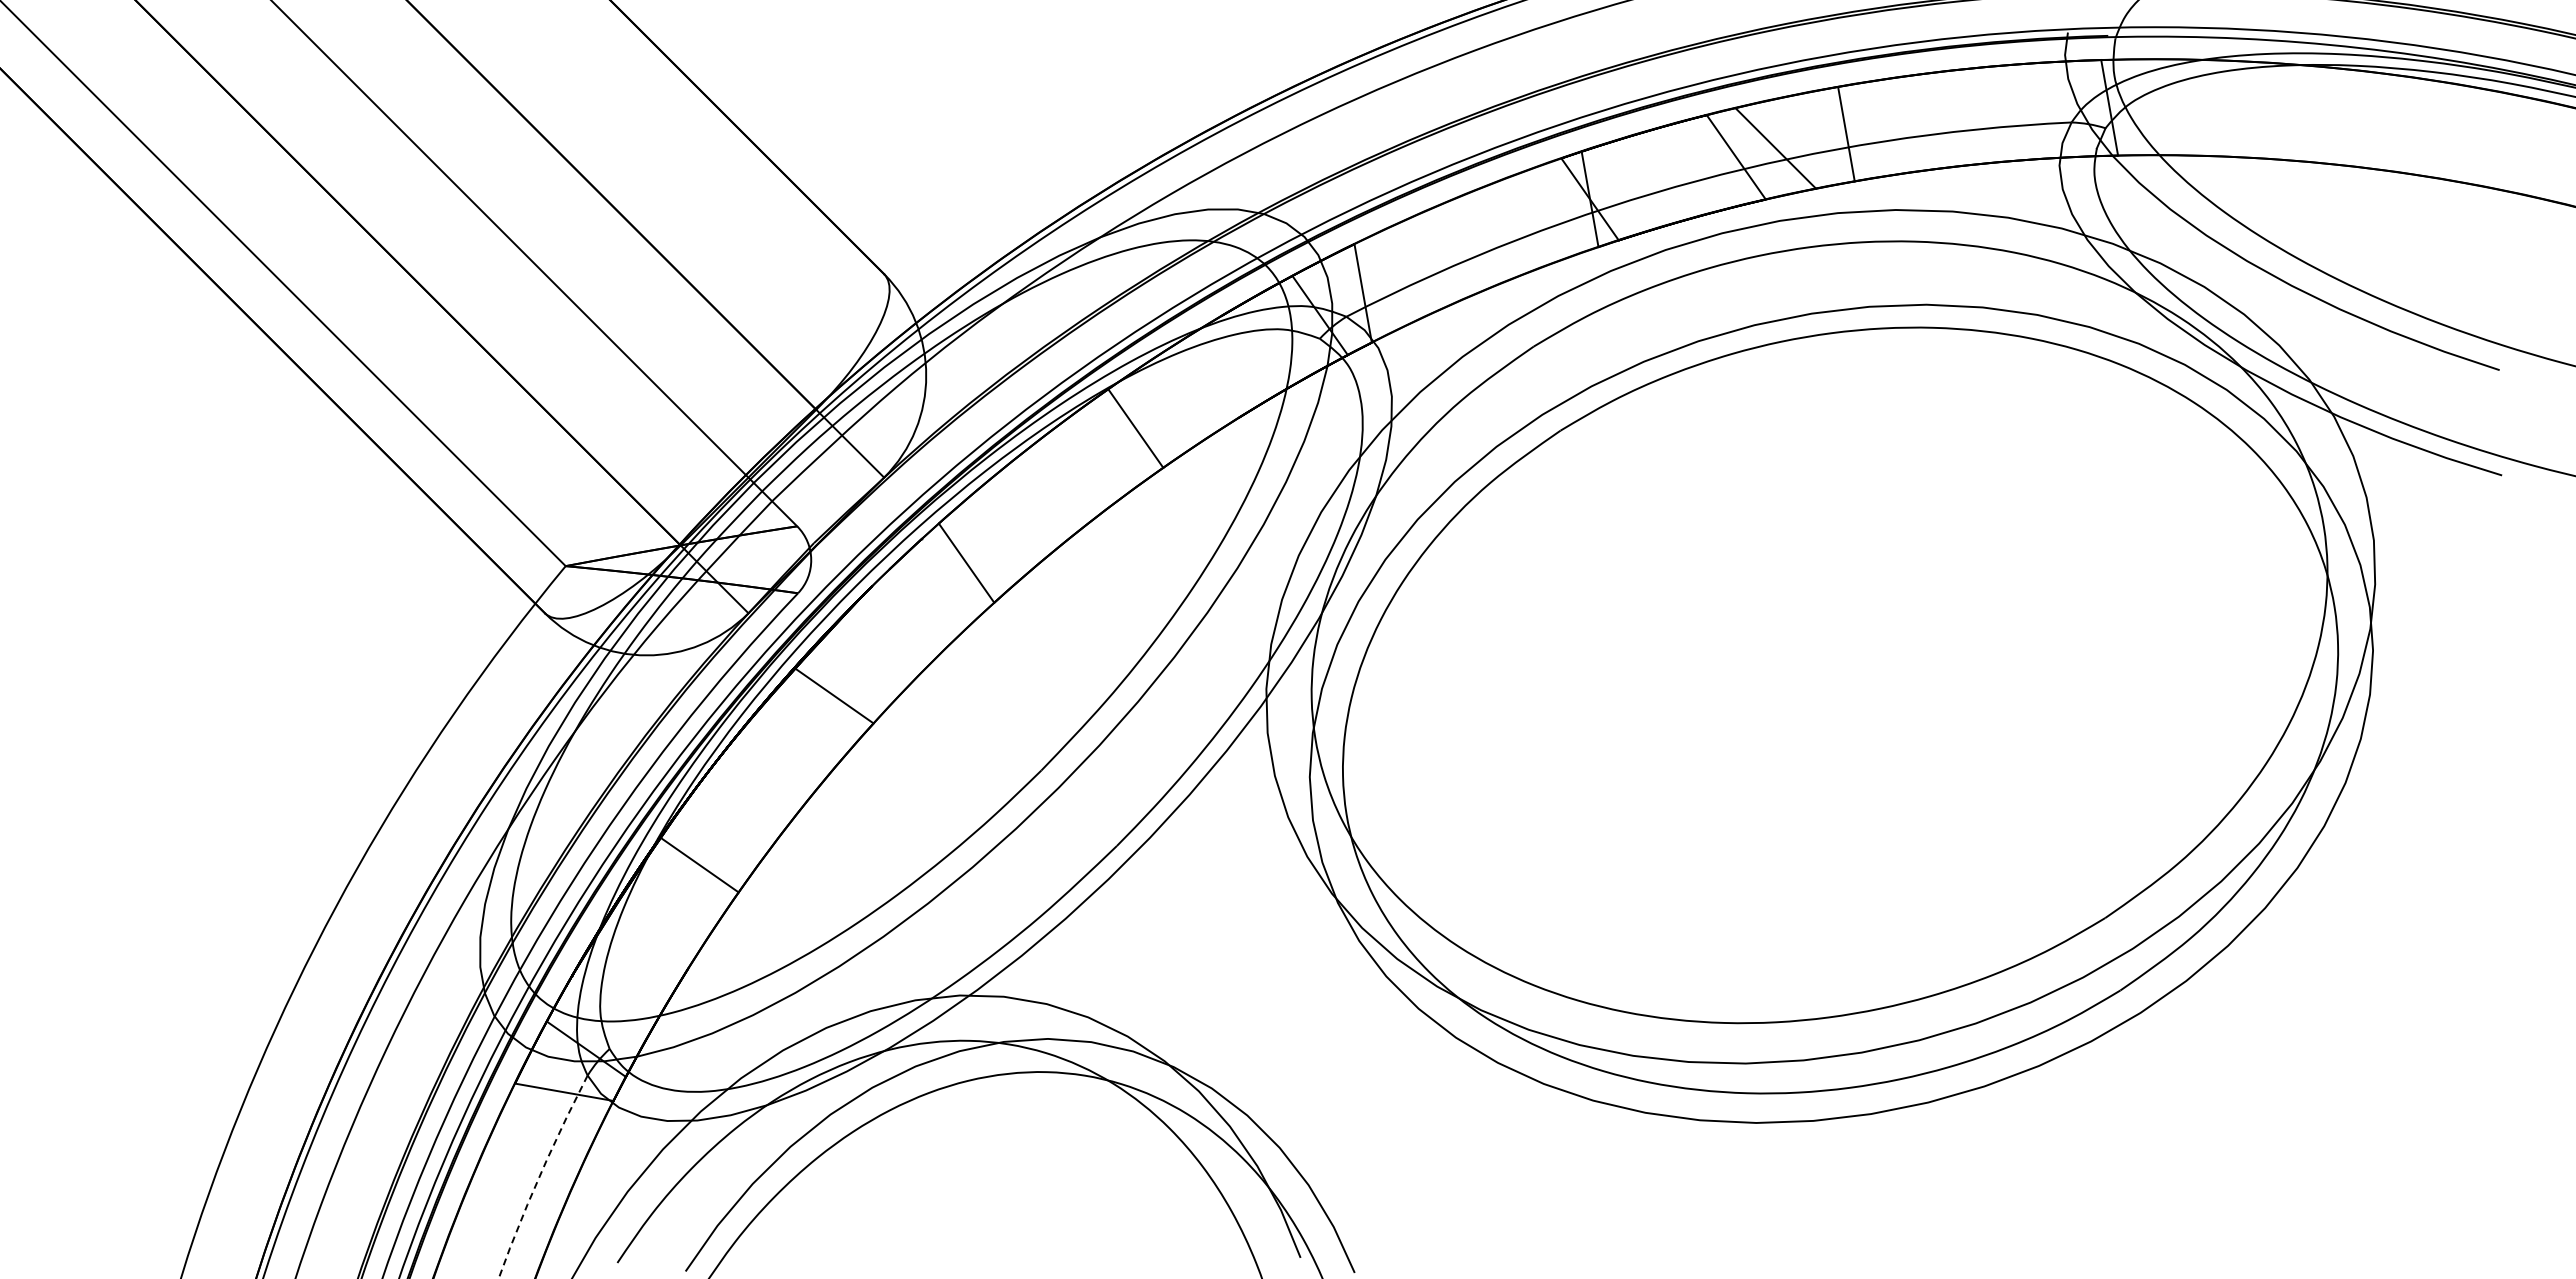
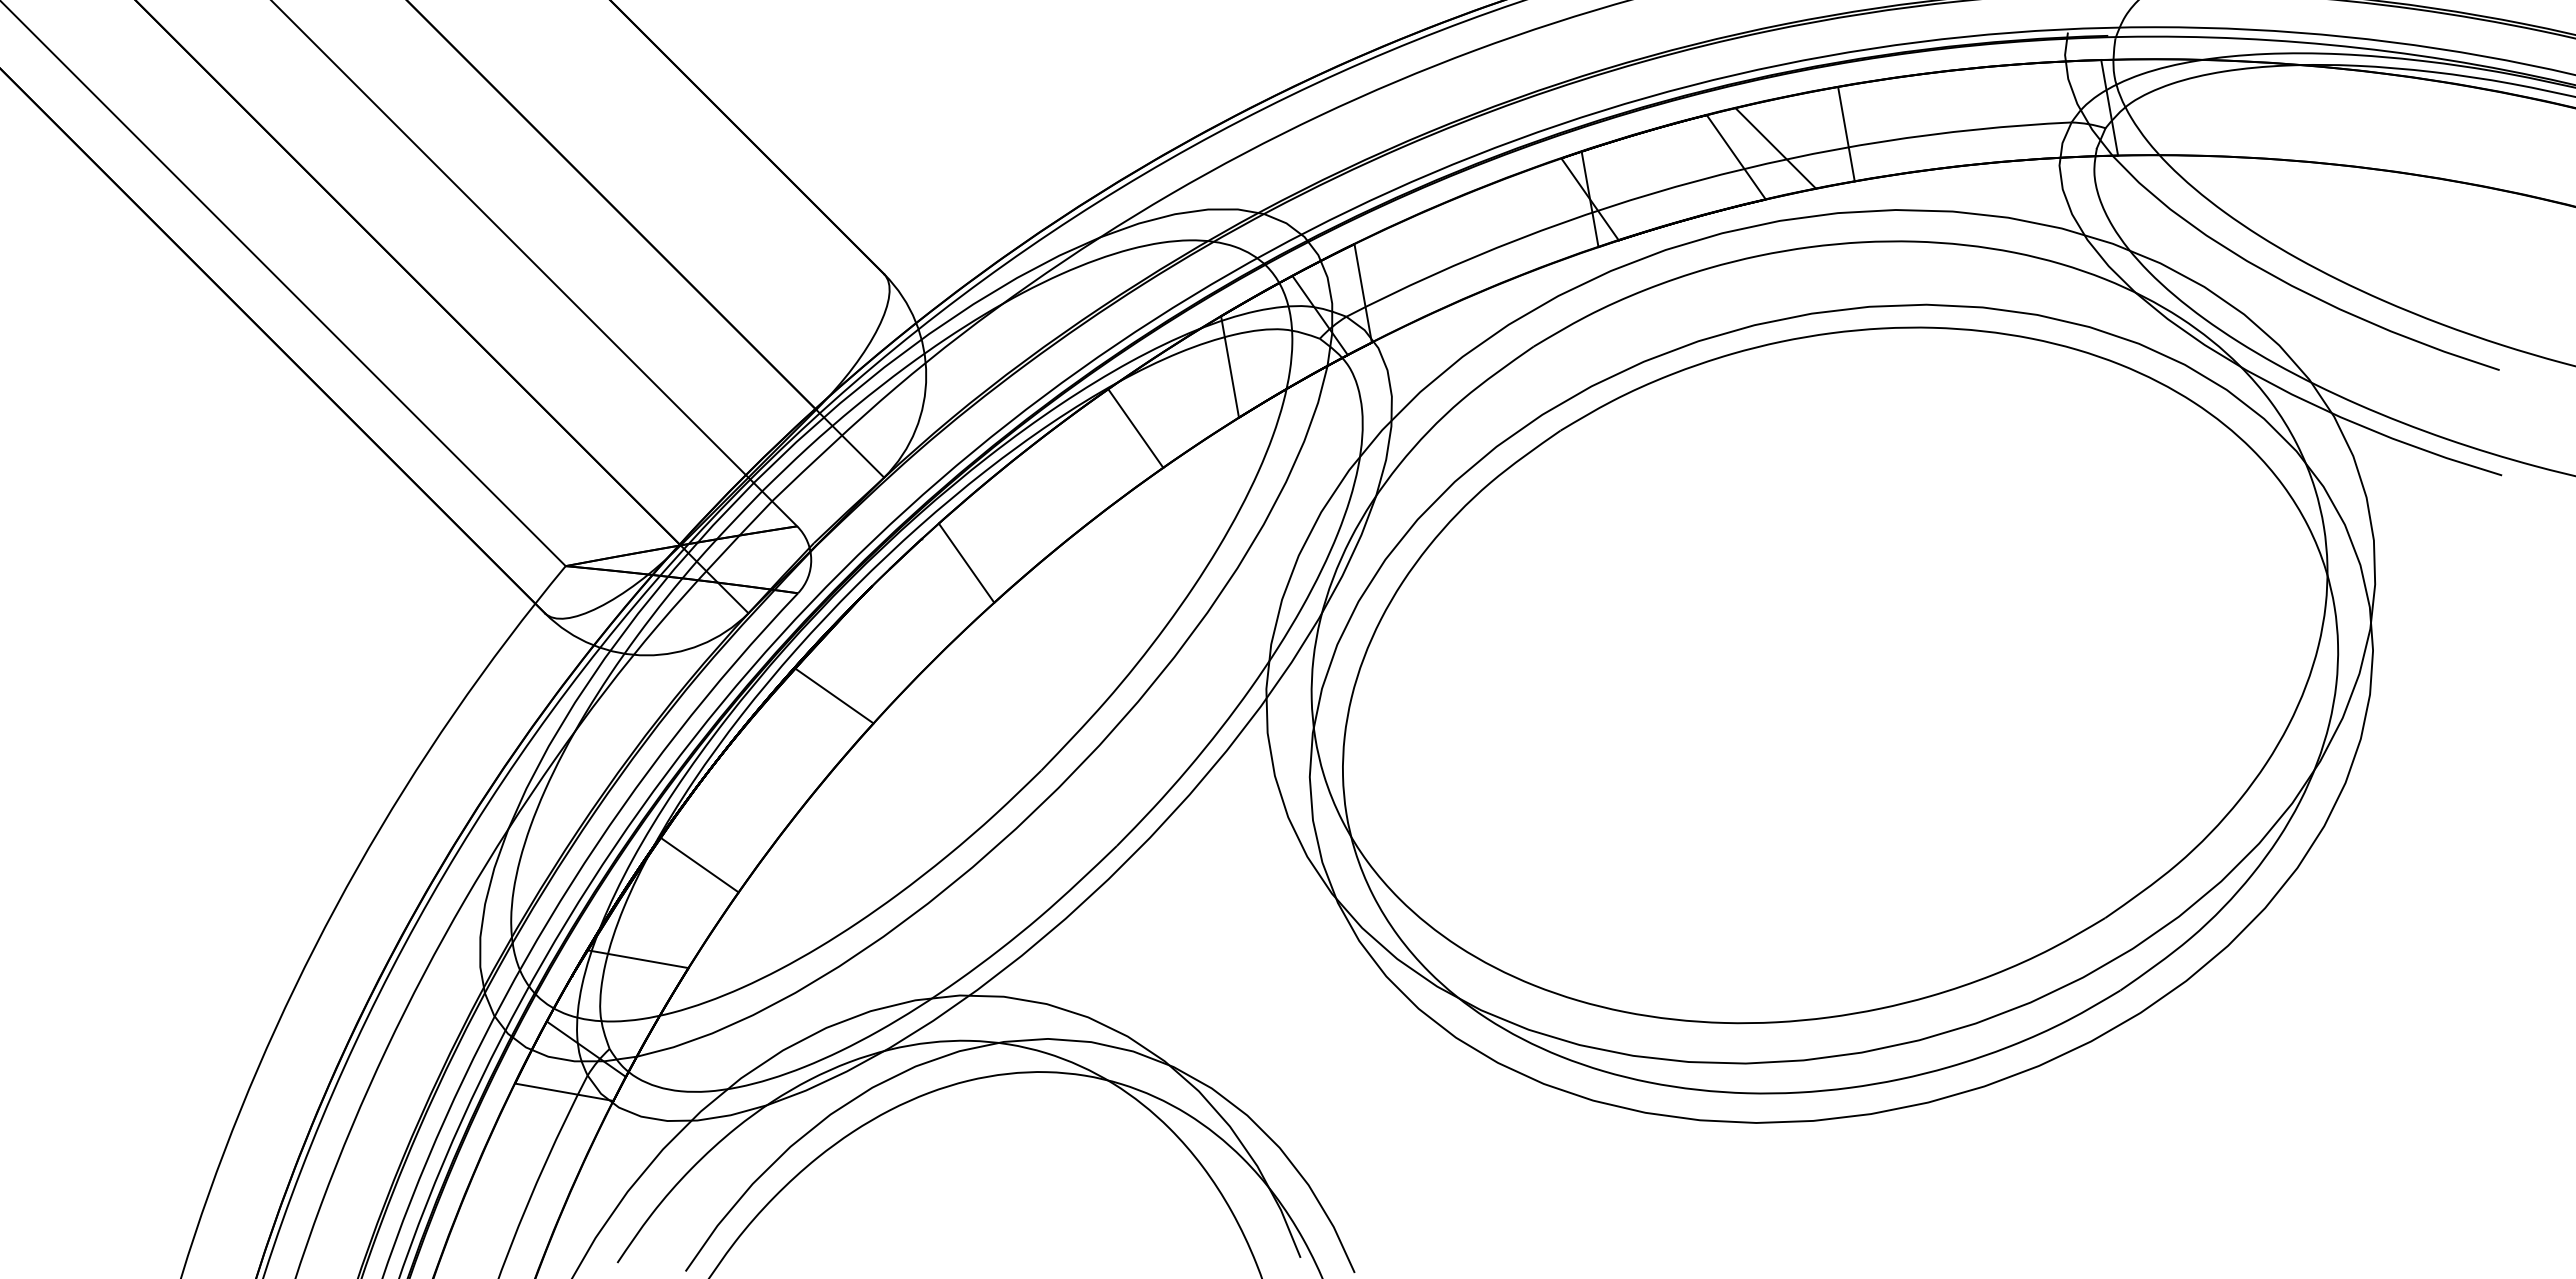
line: none -> present (1229, 366)
line: none -> present (637, 959)
arc: dashed -> solid (539, 1176)
